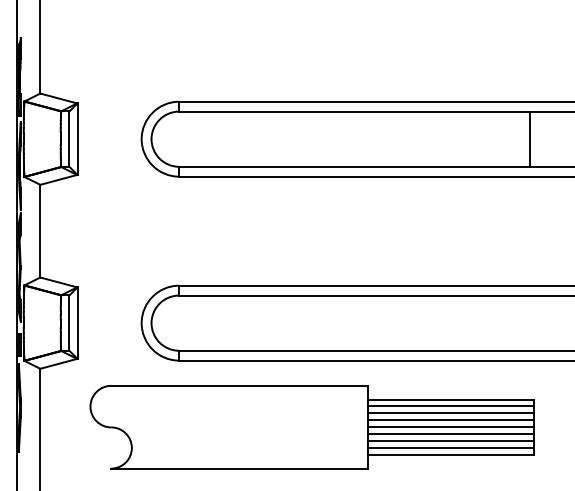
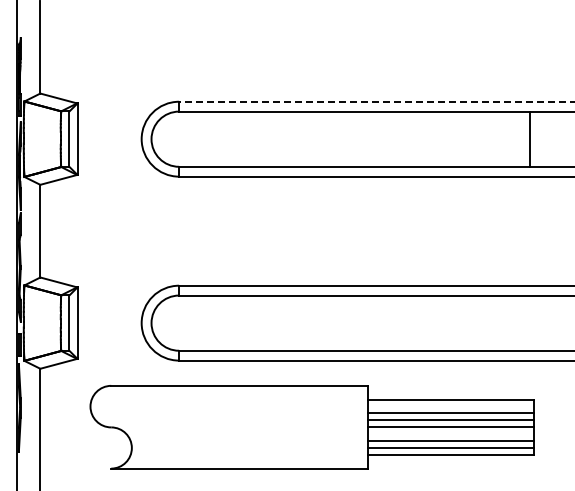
line: solid -> dashed (376, 101)
line: present -> none (450, 406)
line: present -> none (450, 434)
